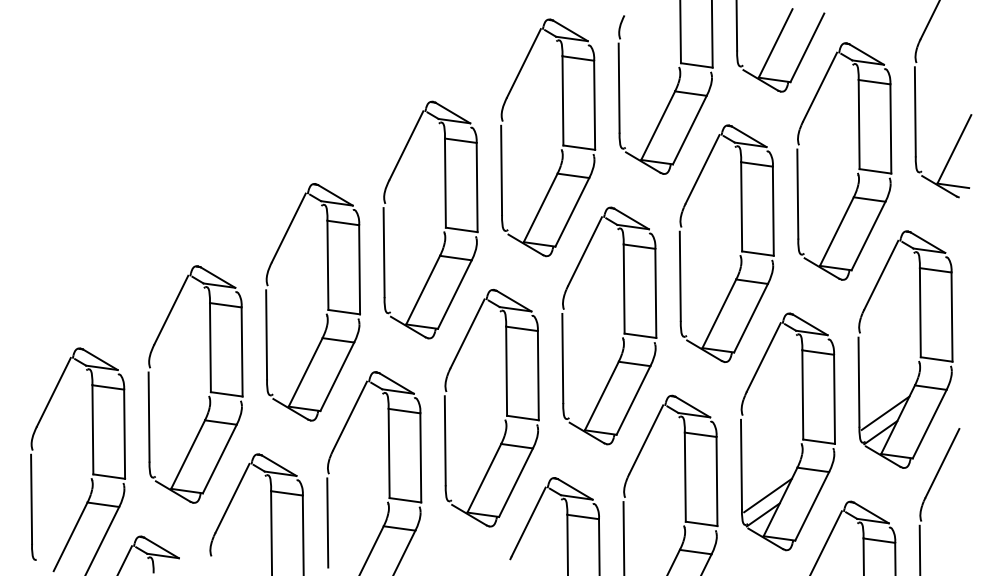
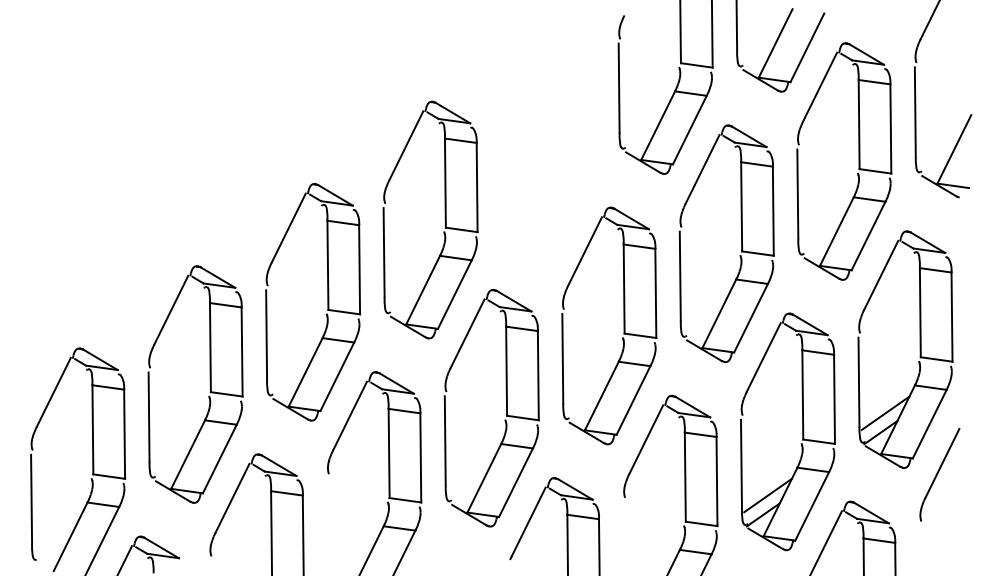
part: present -> none (562, 137)
line: present -> none (327, 522)
line: present -> none (623, 537)
line: present -> none (919, 548)
